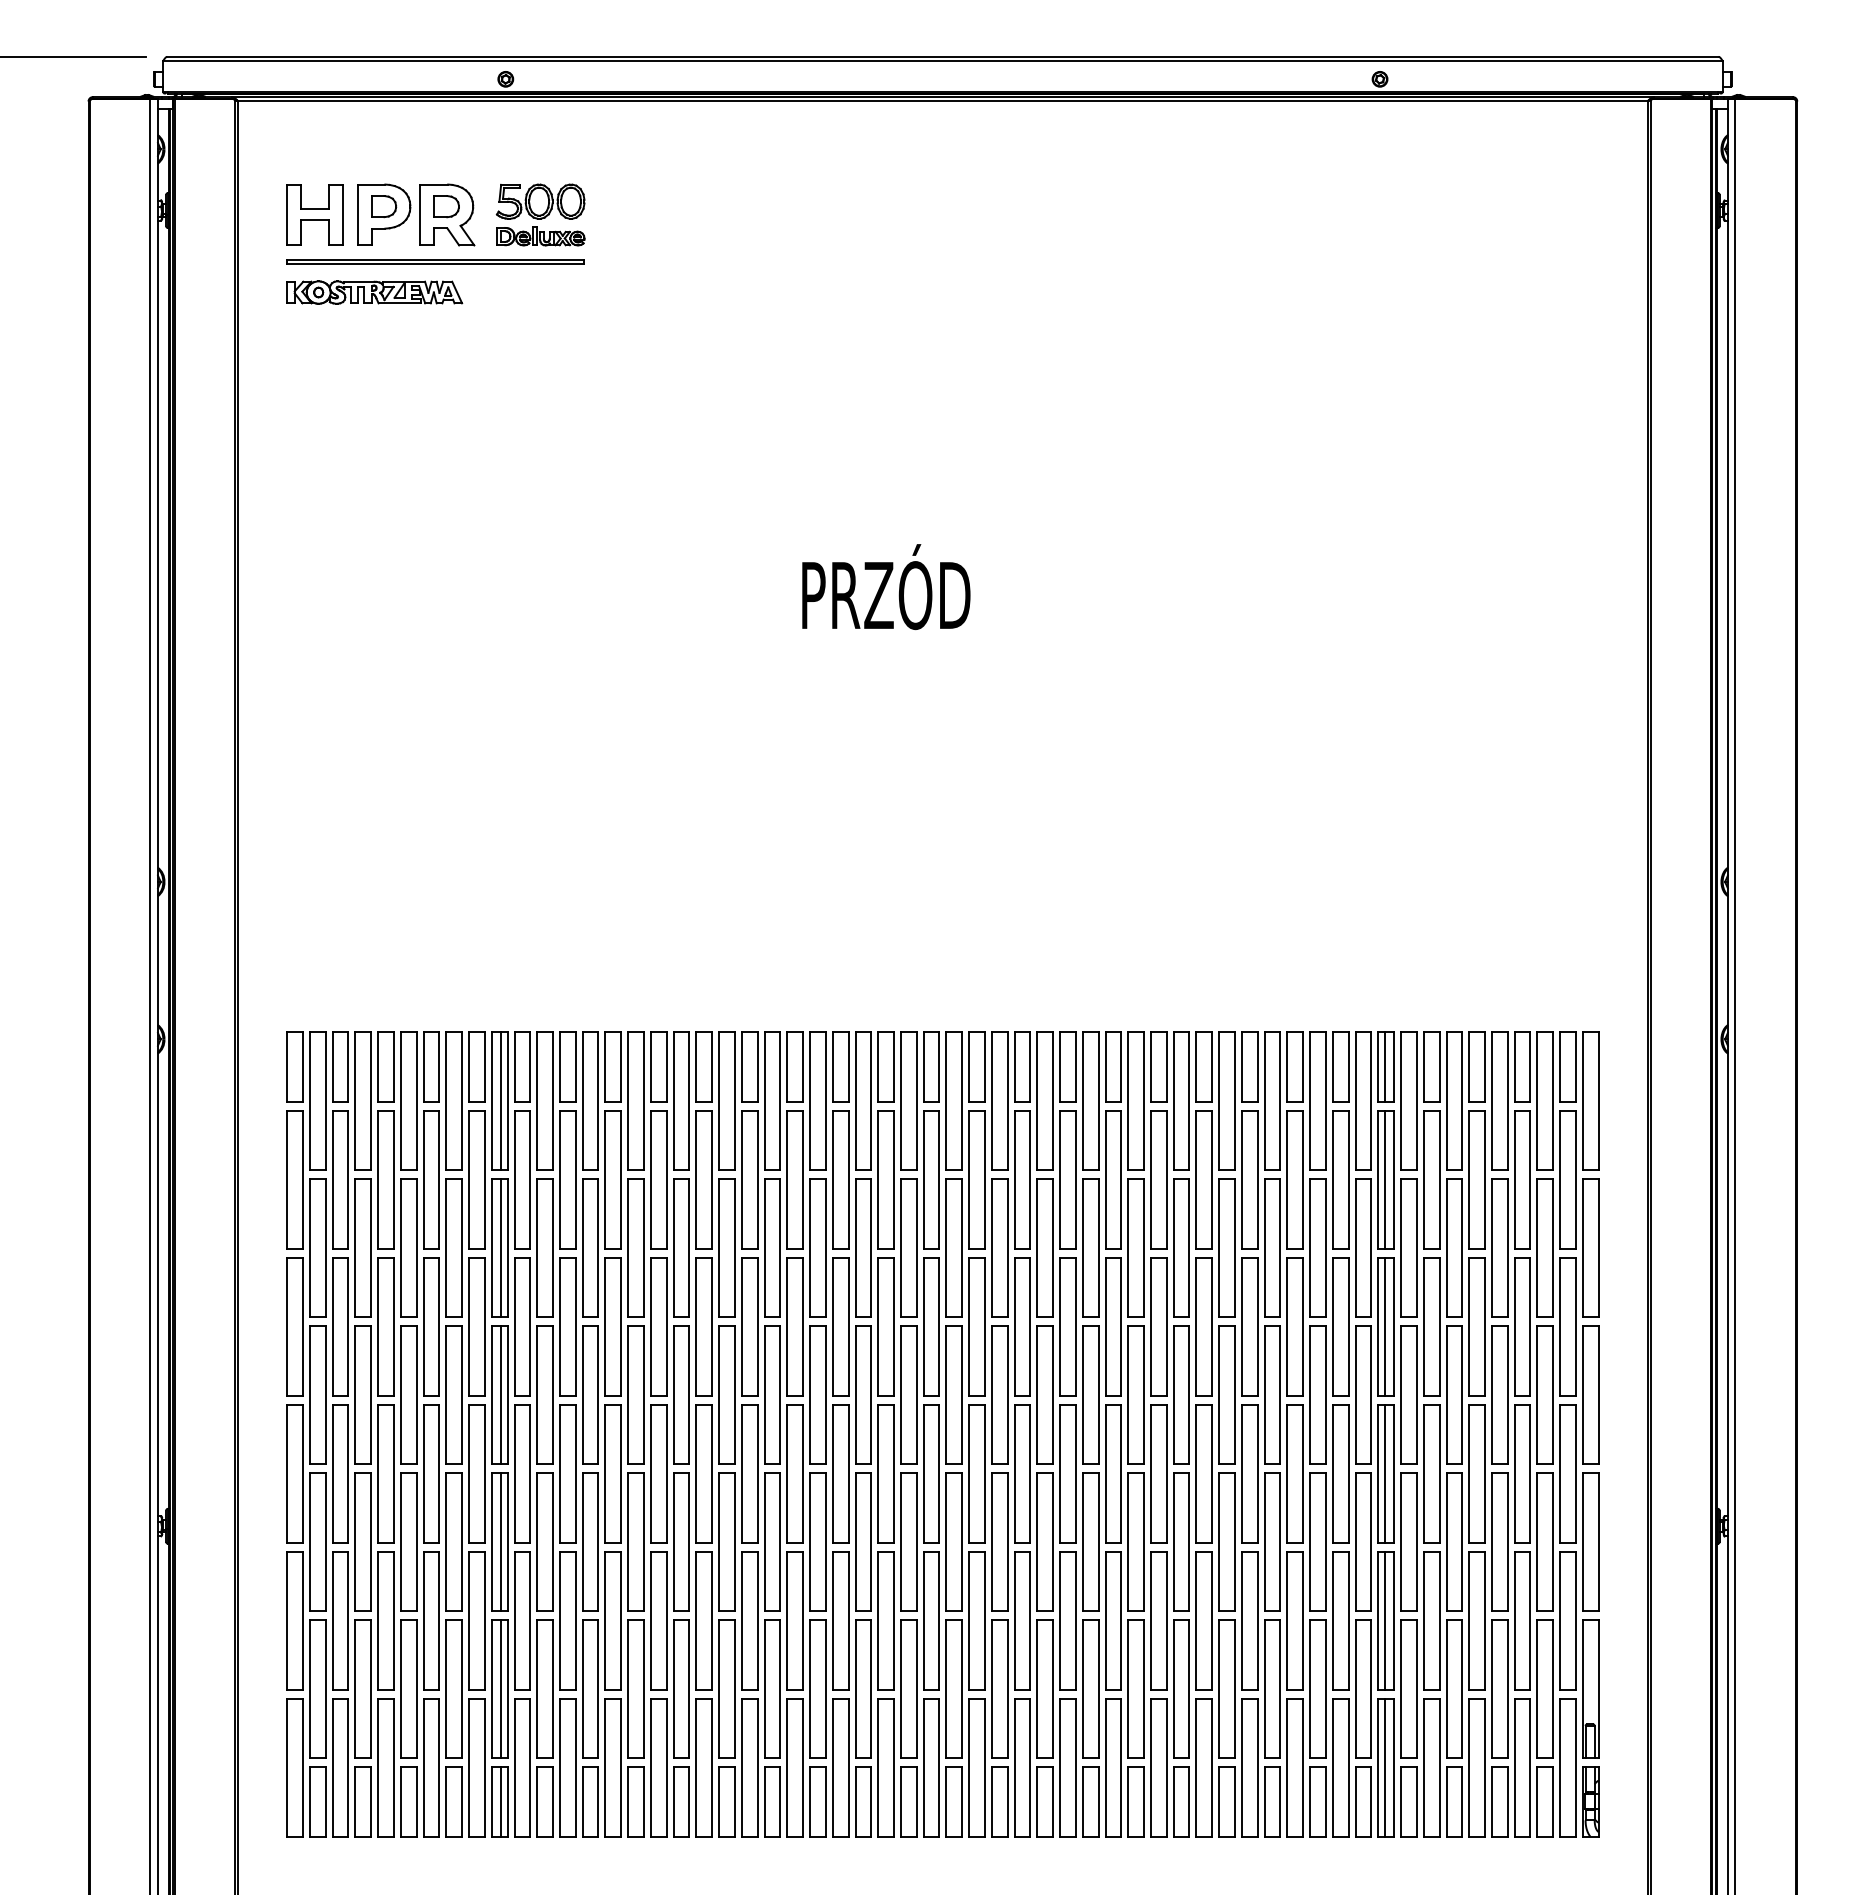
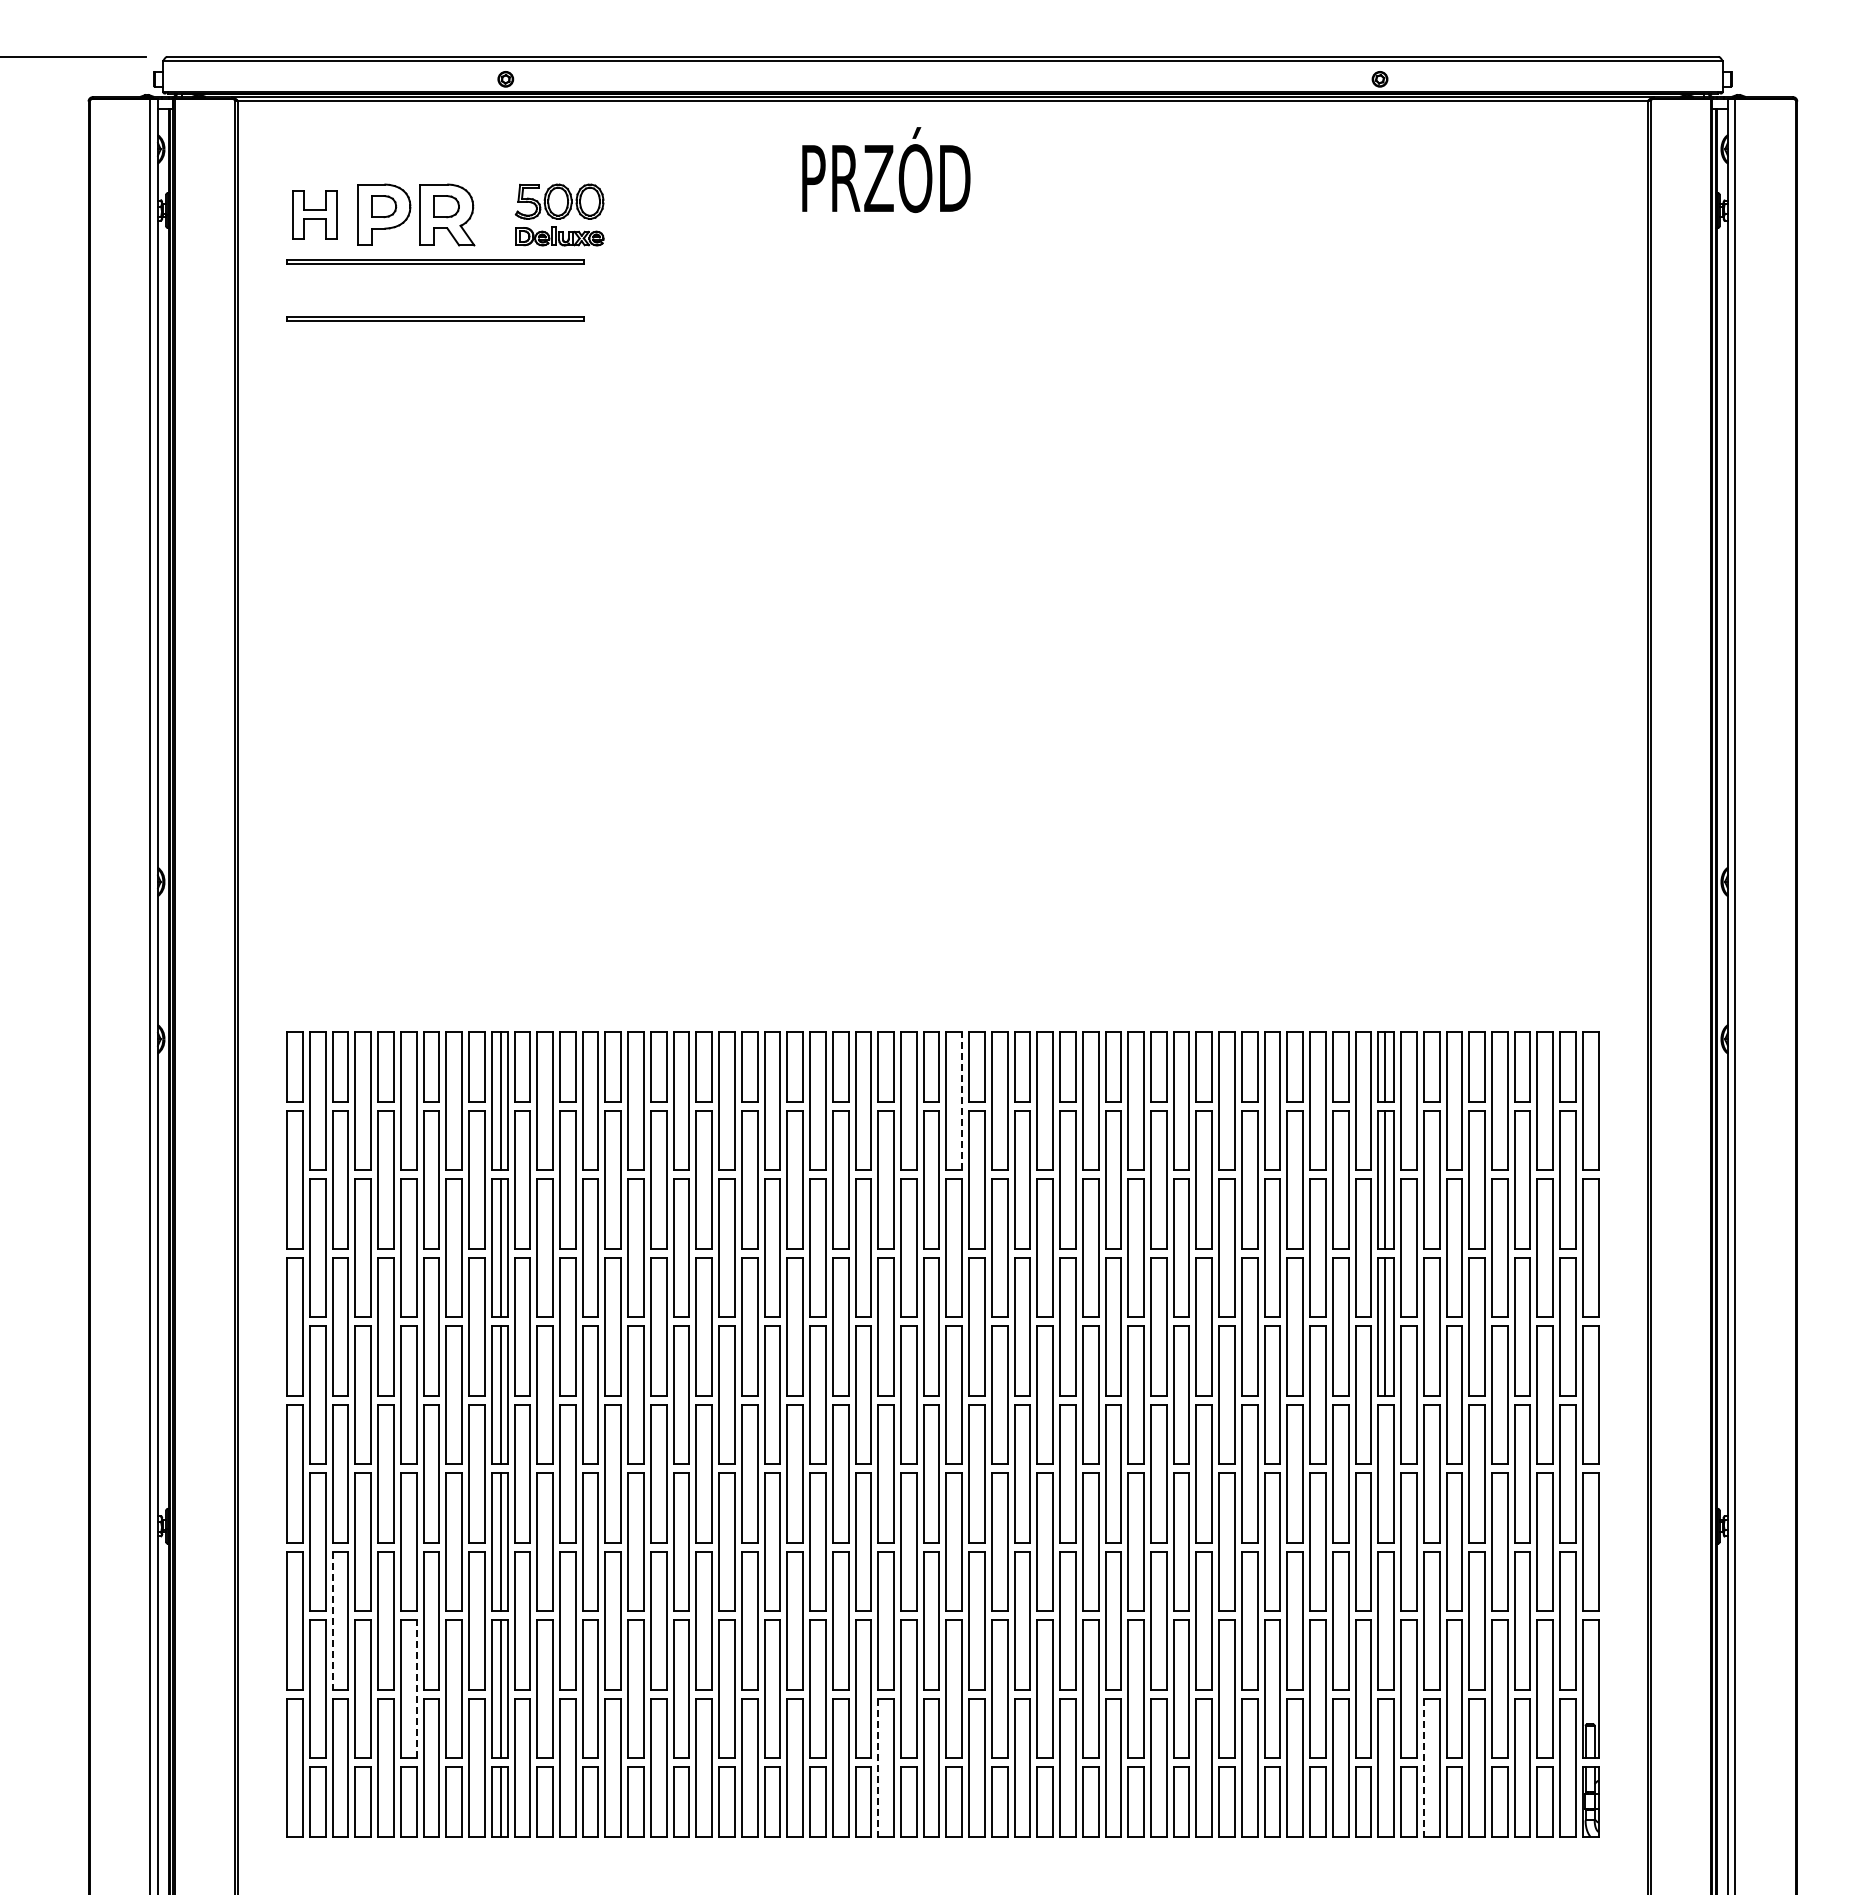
part size: 58x62 px -> 46x50 px (314, 214)
part position: (540, 214) -> (559, 214) (559, 214)
part: present -> none (374, 292)
part: none -> present (435, 318)
text position: (886, 587) -> (886, 170) (886, 170)
line: solid -> dashed (962, 1100)
line: present -> none (1384, 1473)
line: present -> none (1384, 1620)
line: solid -> dashed (332, 1621)
line: solid -> dashed (416, 1688)
line: present -> none (1384, 1767)
line: solid -> dashed (878, 1768)
line: solid -> dashed (1423, 1768)
